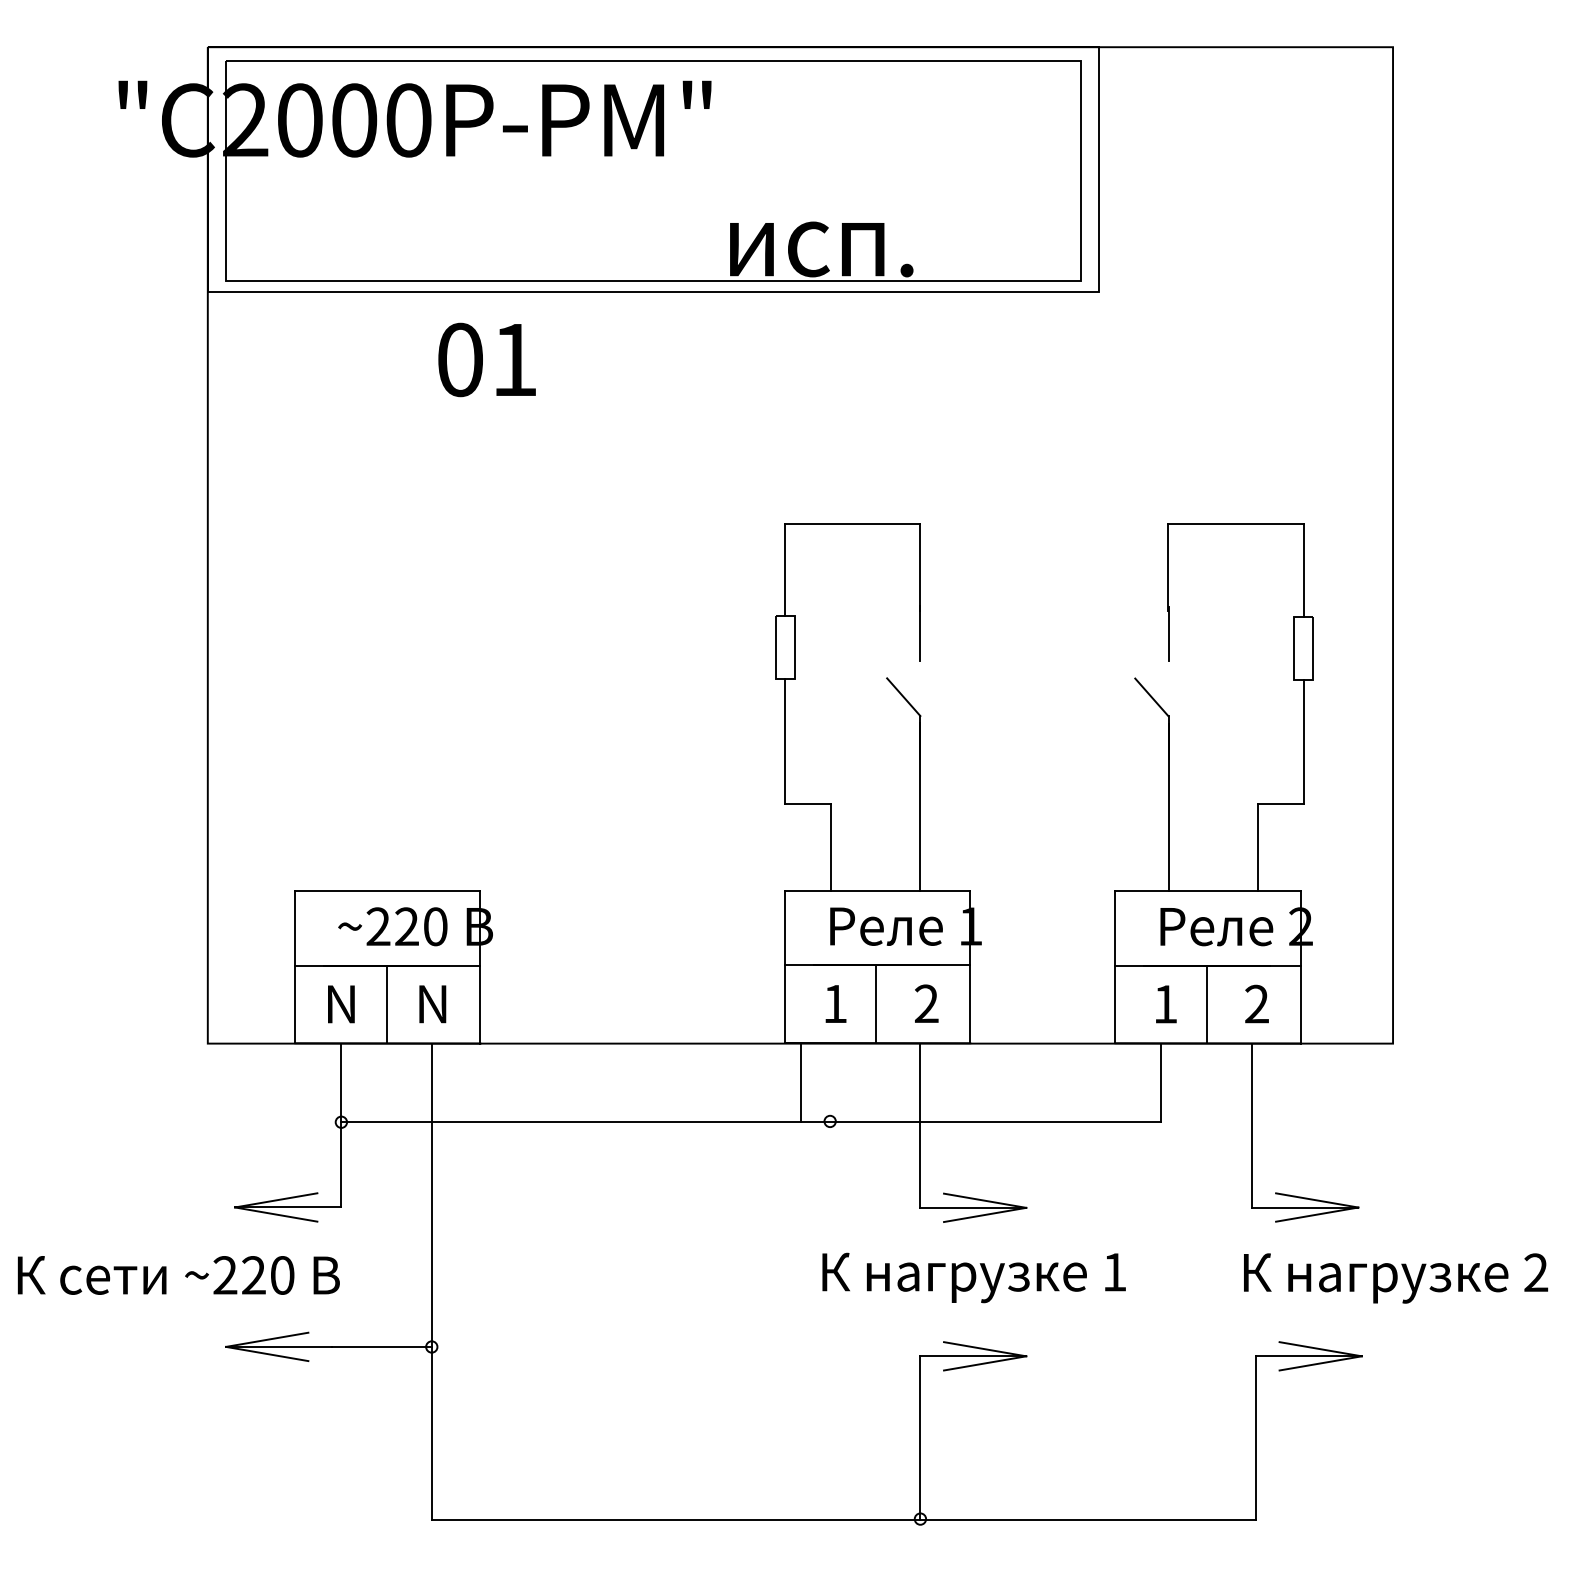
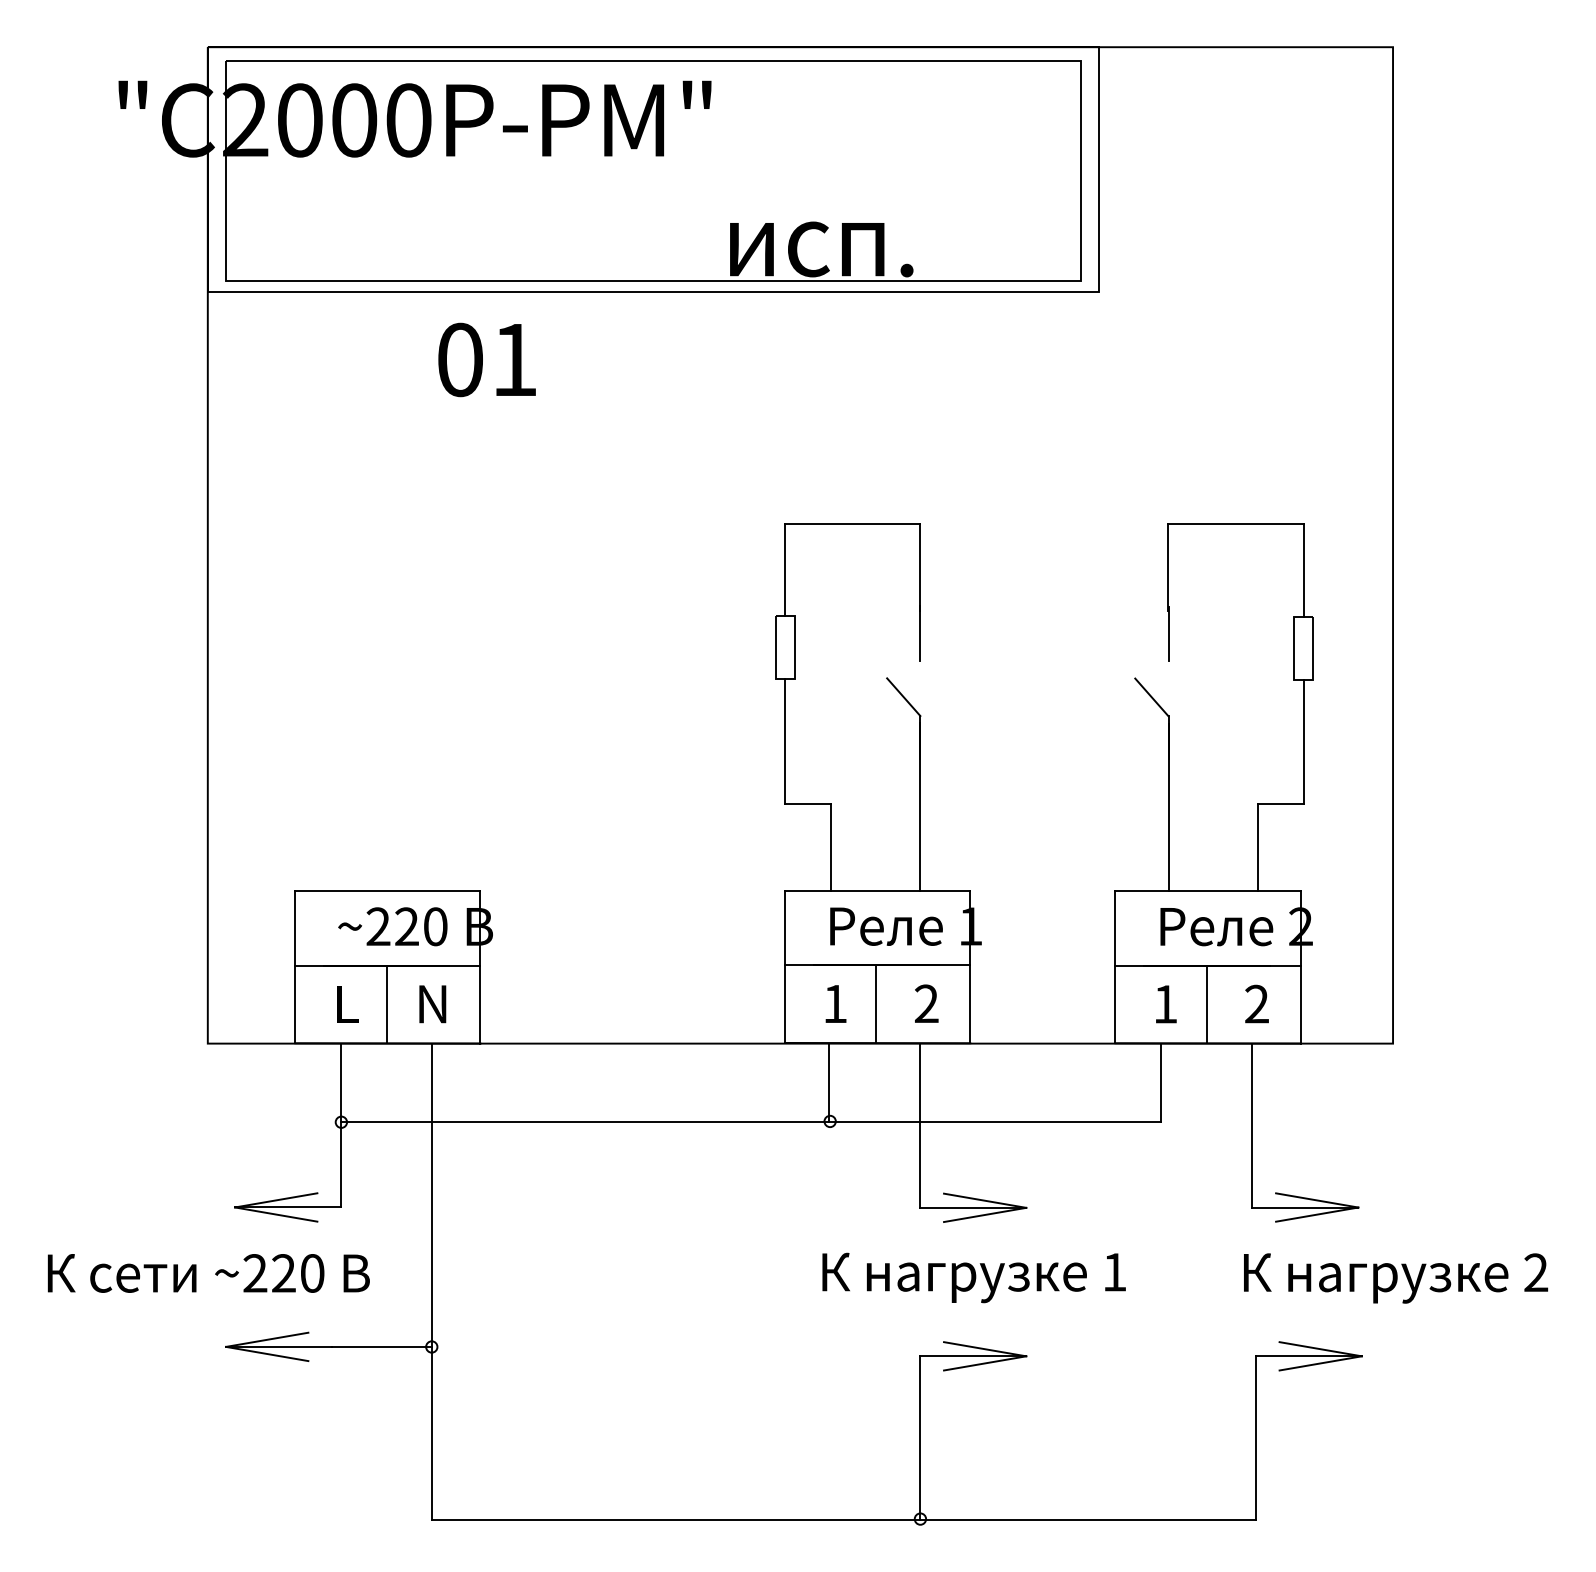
text: N -> L (343, 1004)
line position: (800, 1082) -> (828, 1082) (828, 1082)
text position: (178, 1275) -> (208, 1273) (208, 1273)
